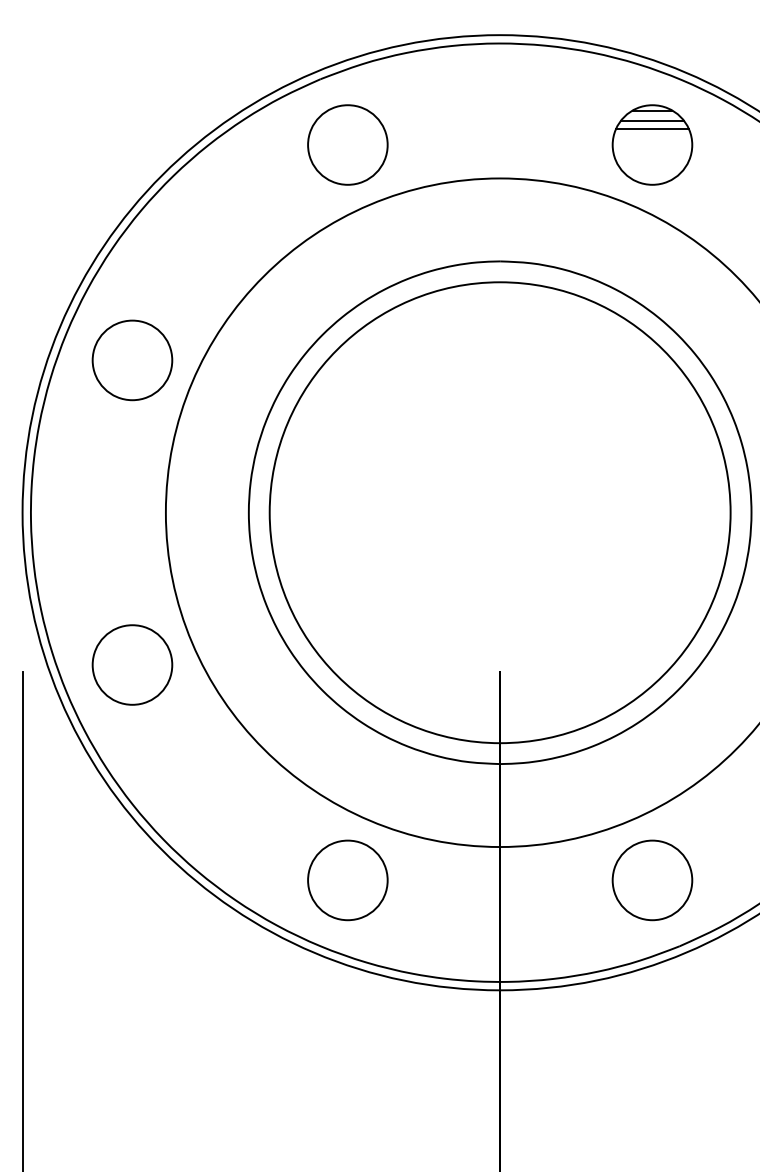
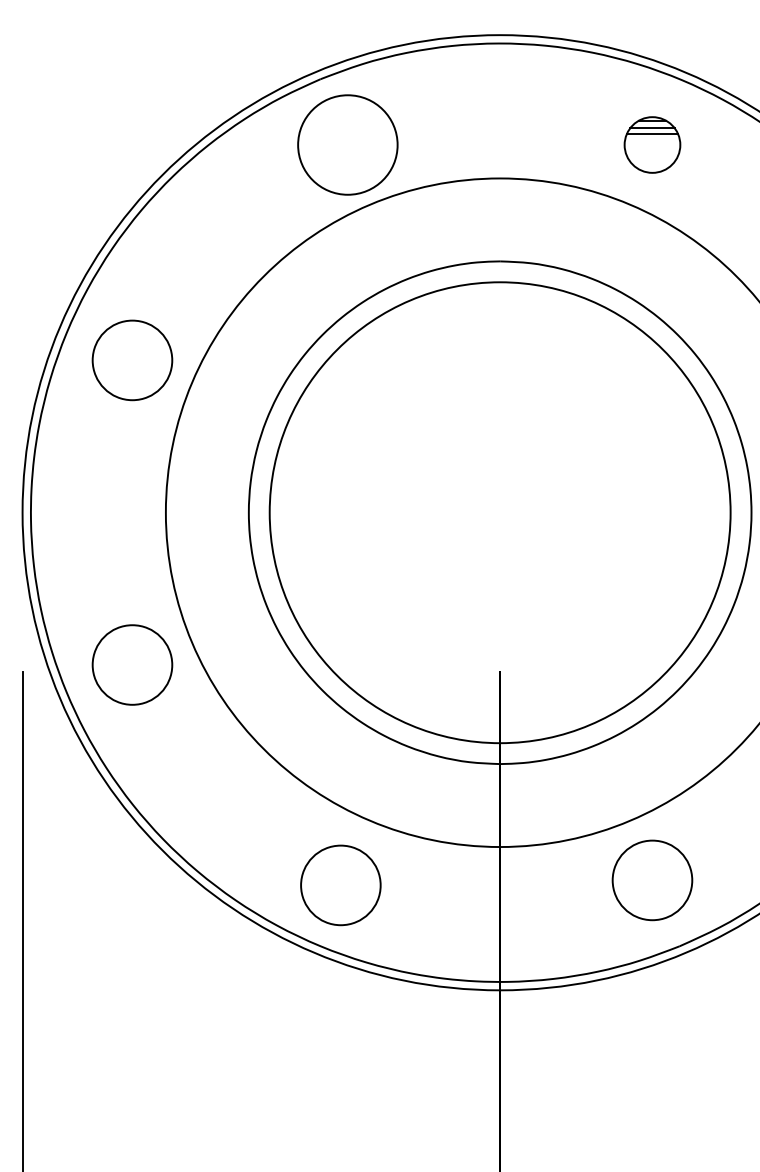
circle diameter: 80 px -> 99 px (347, 144)
part size: 83x82 px -> 59x58 px (652, 144)
circle position: (347, 880) -> (340, 885) (340, 885)
